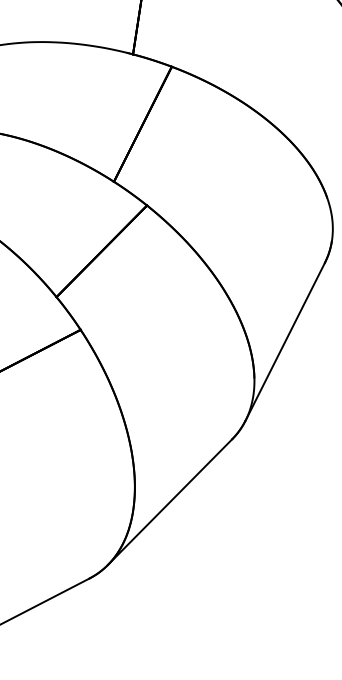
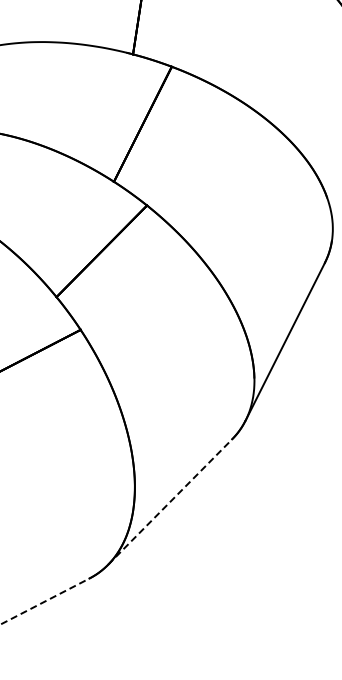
line: solid -> dashed (170, 501)
line: solid -> dashed (45, 601)
